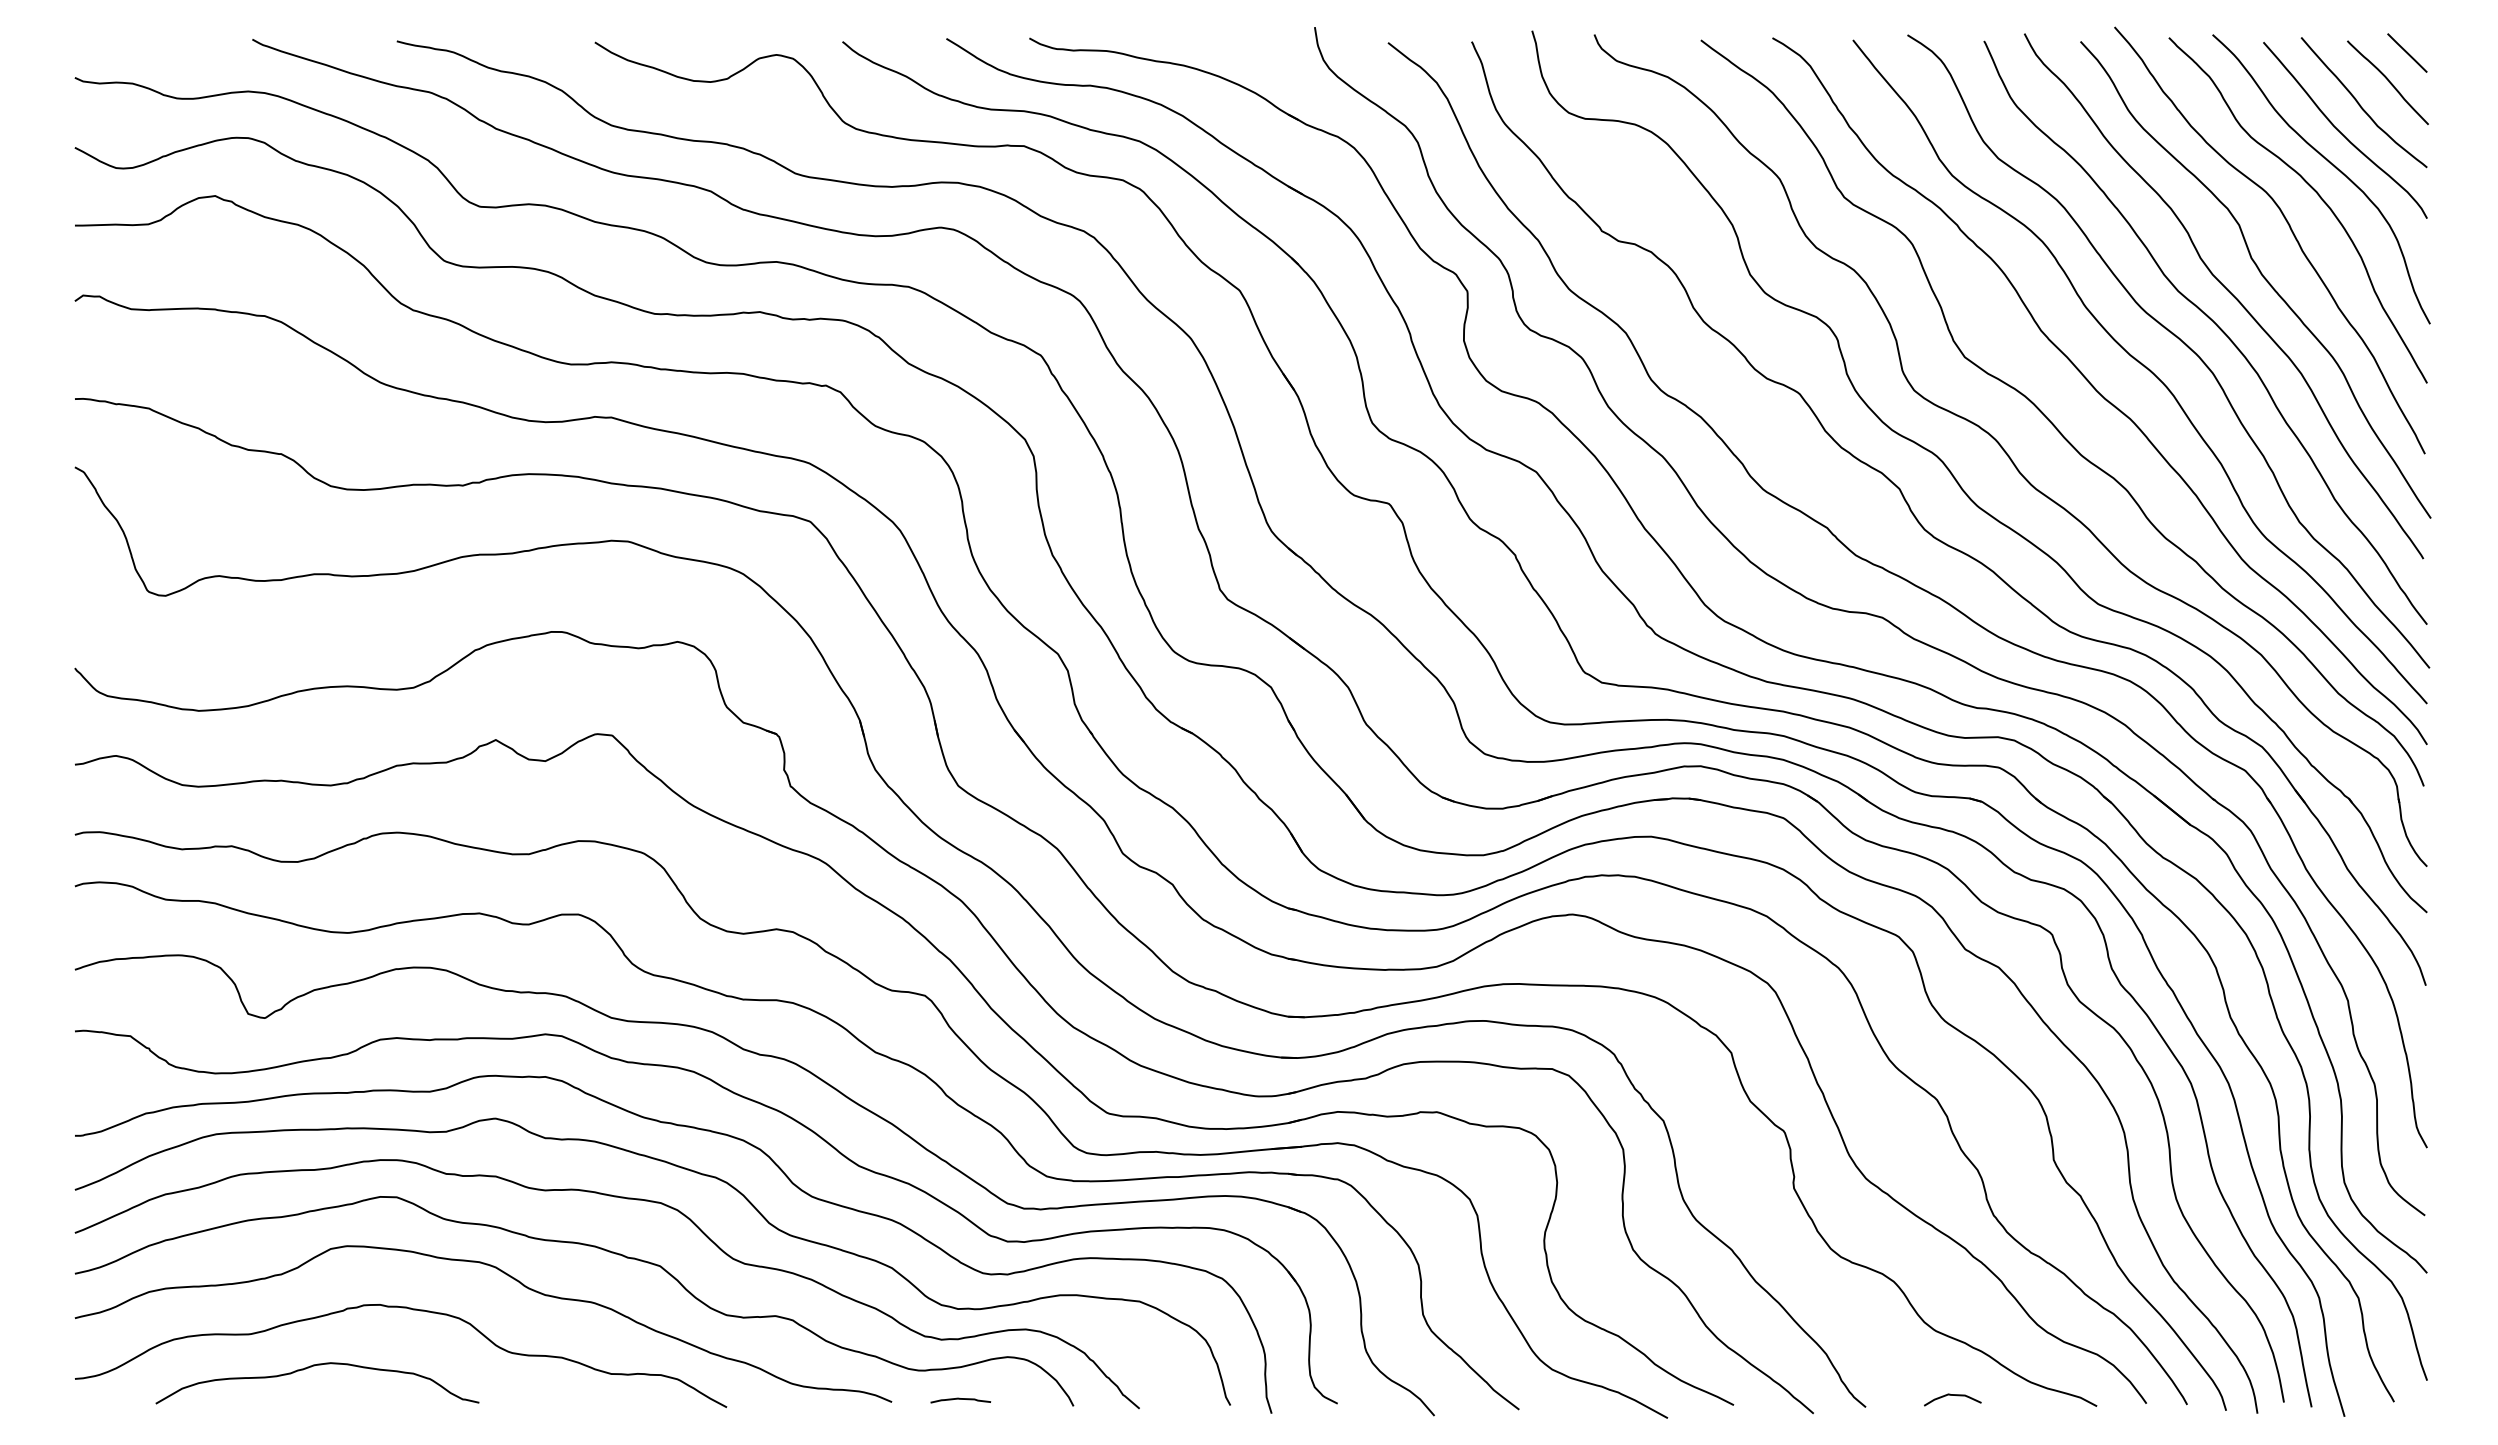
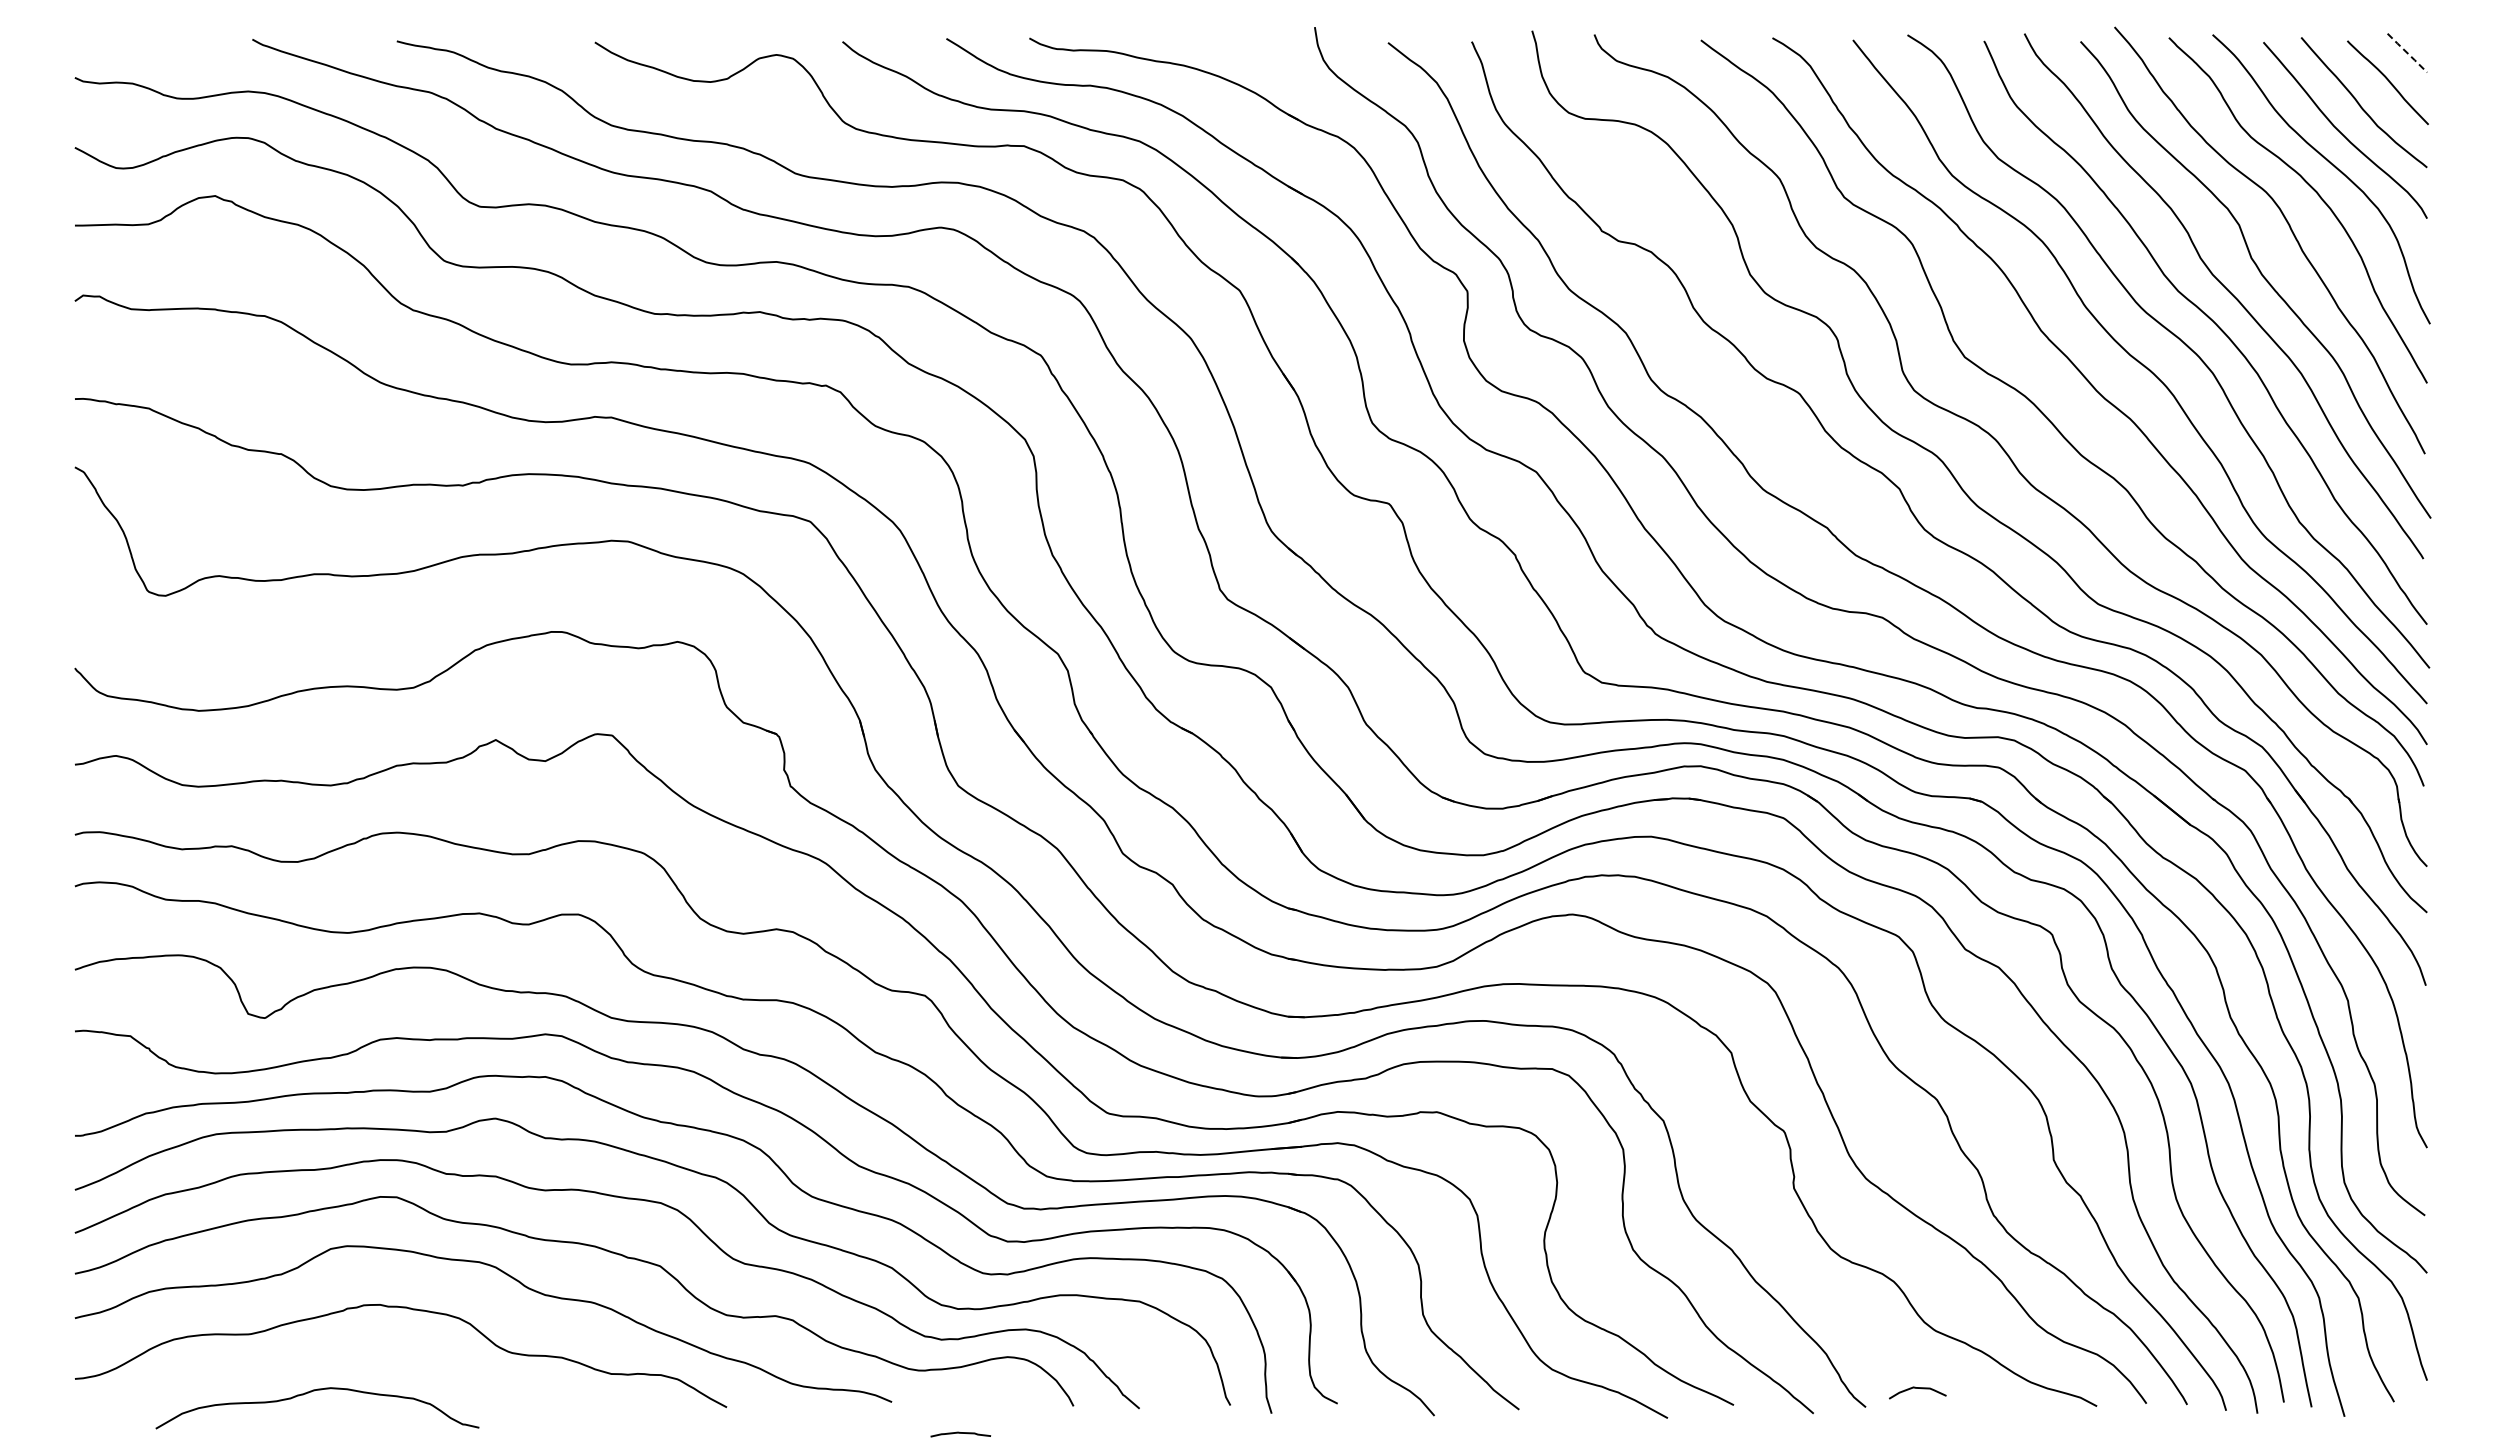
line: solid -> dashed (2407, 53)
curve position: (311, 1367) -> (311, 1392) (311, 1392)
curve position: (1952, 1395) -> (1917, 1388) (1917, 1388)
curve position: (960, 1399) -> (960, 1433) (960, 1433)
